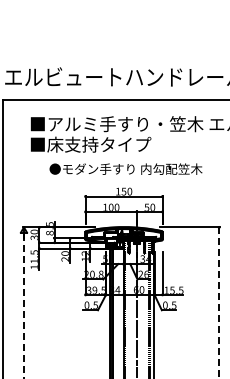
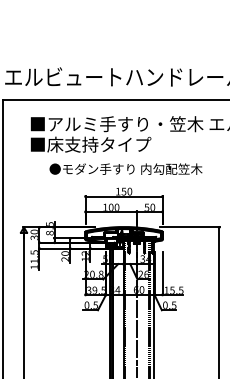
line: dashed -> solid (219, 303)
line: dashed -> solid (23, 306)
